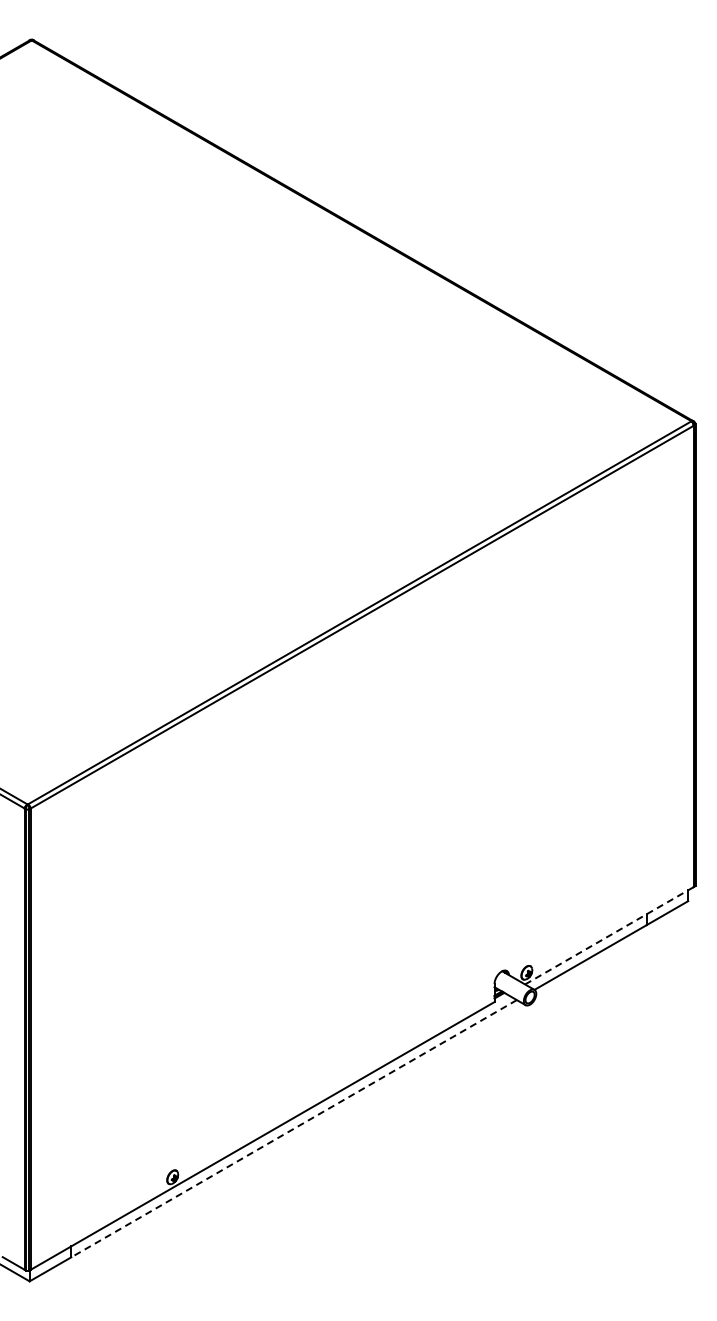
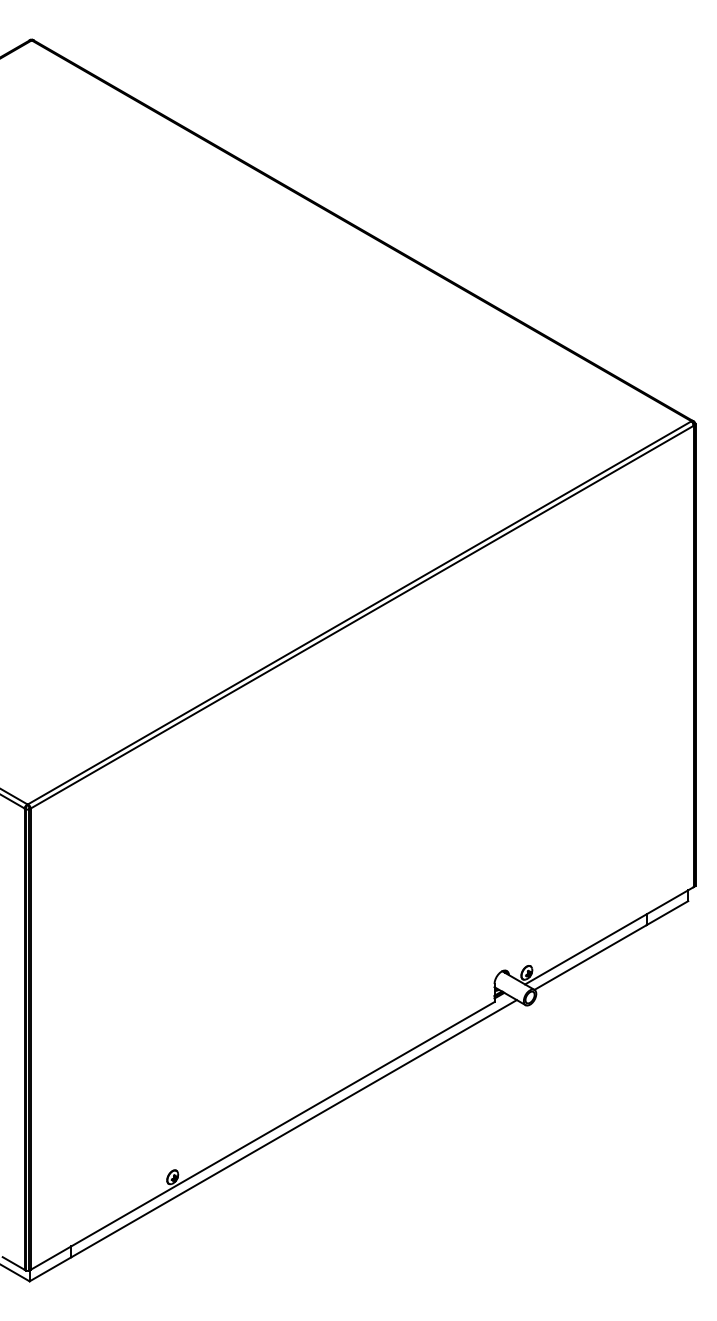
line: dashed -> solid (609, 935)
line: dashed -> solid (293, 1128)
